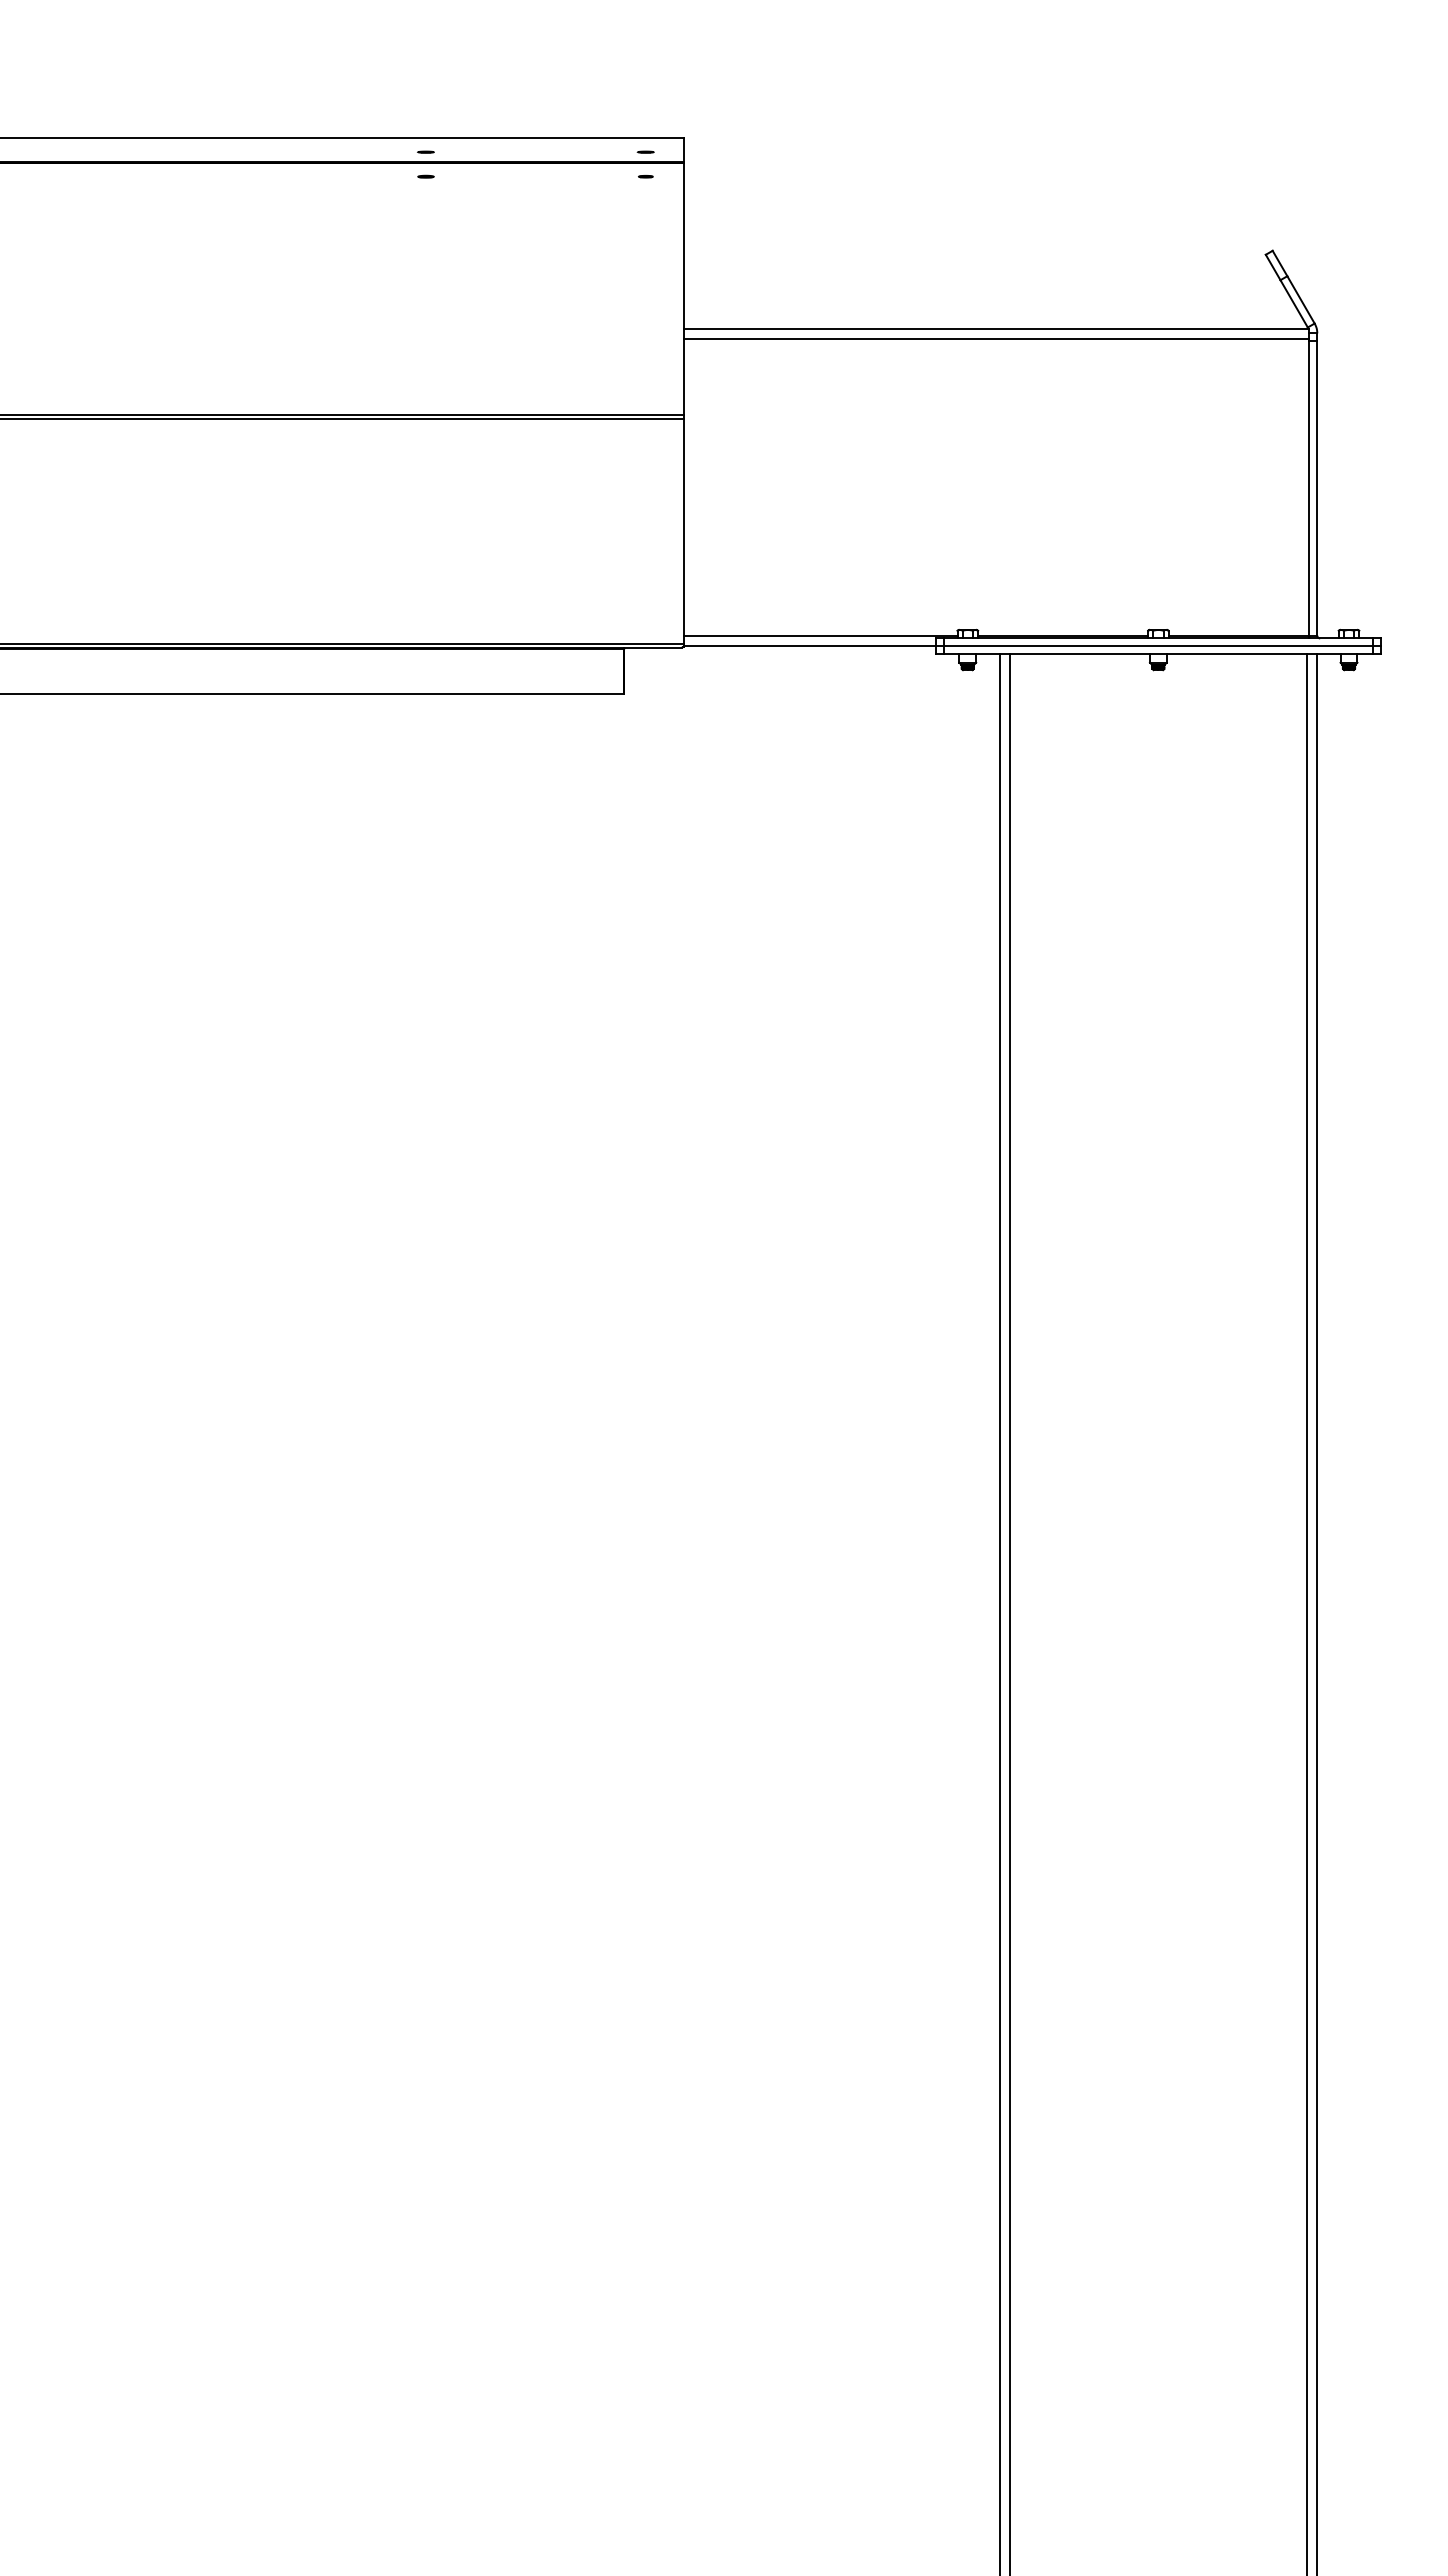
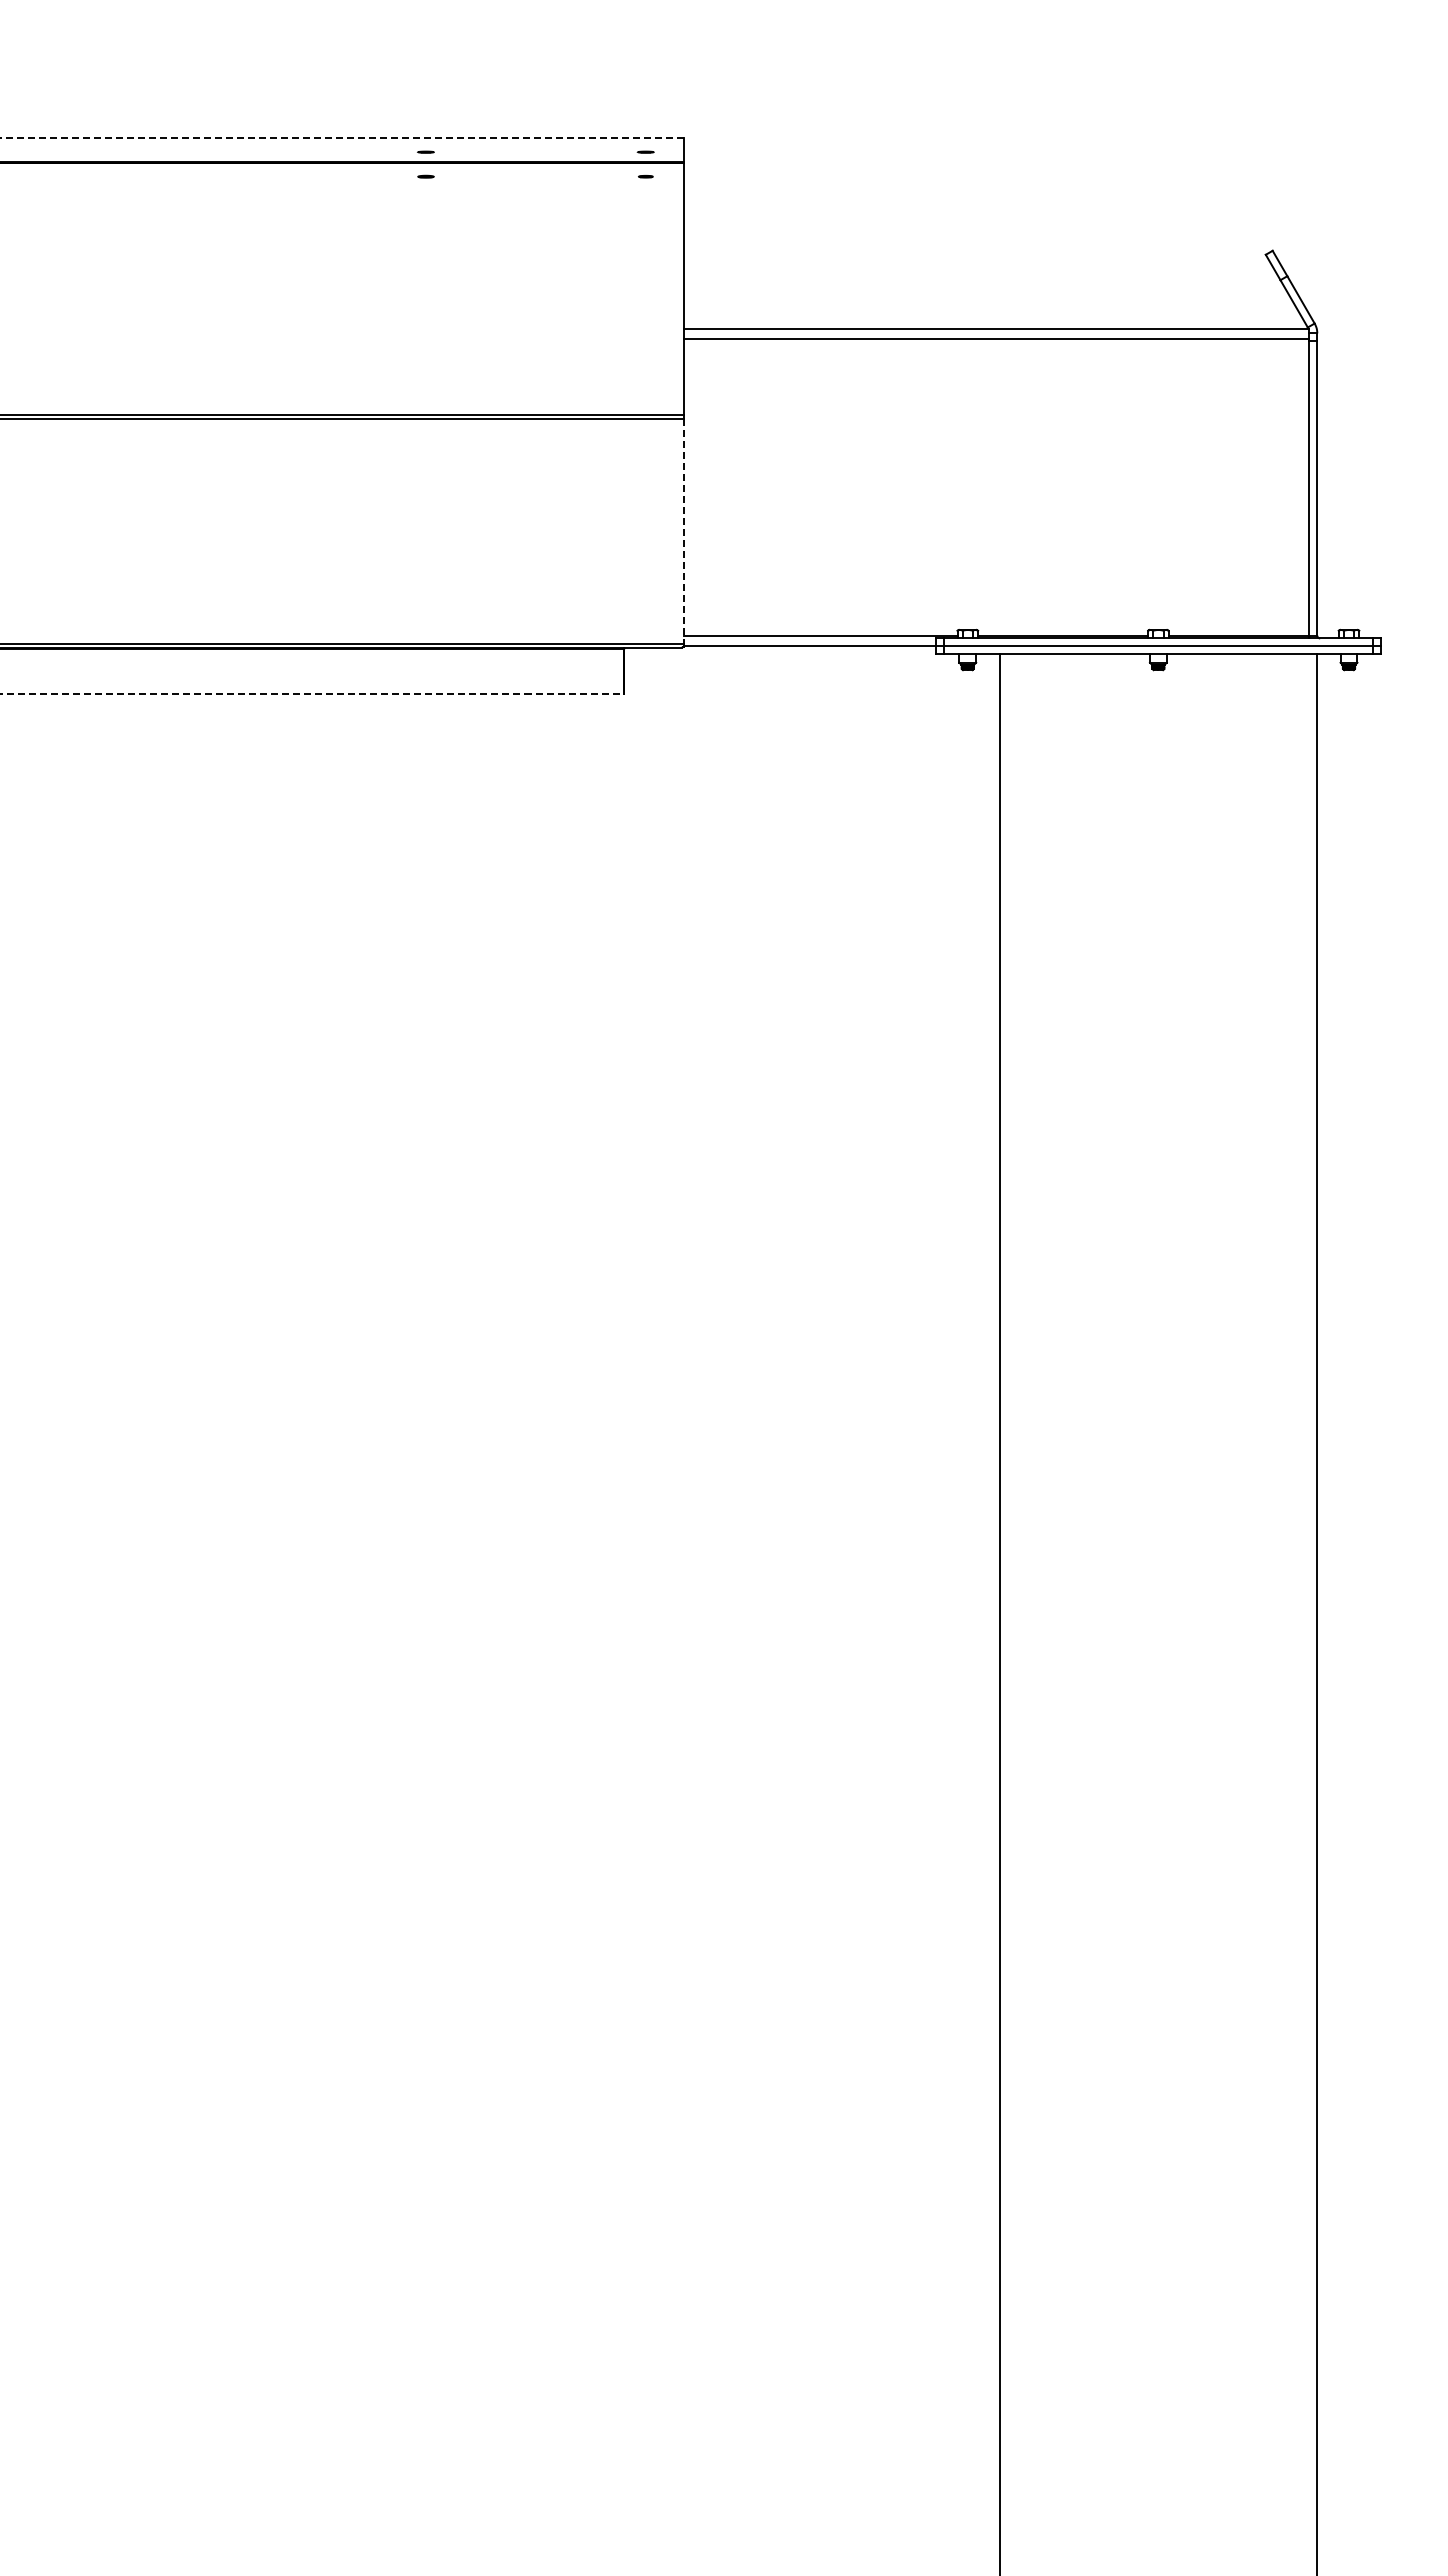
line: solid -> dashed (341, 138)
line: solid -> dashed (683, 531)
line: solid -> dashed (312, 694)
line: present -> none (1009, 1613)
line: present -> none (1306, 1613)
